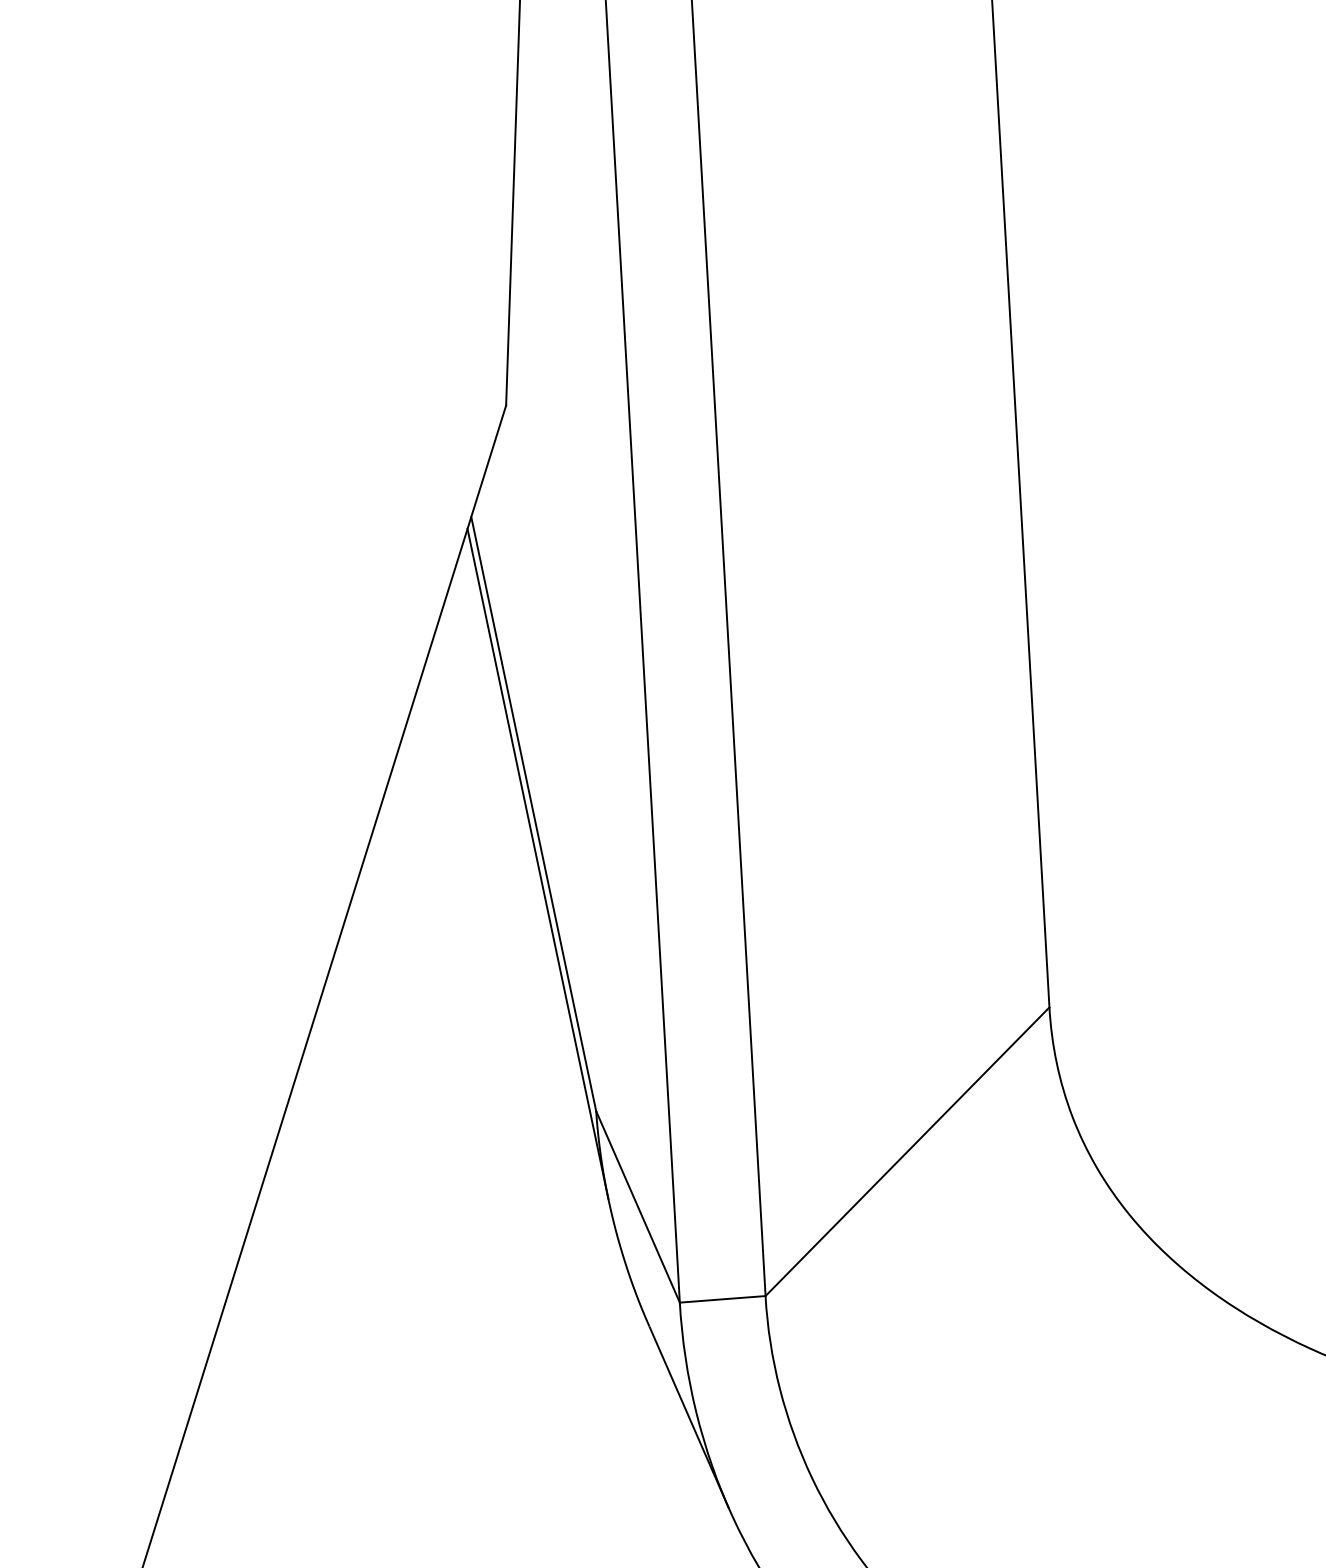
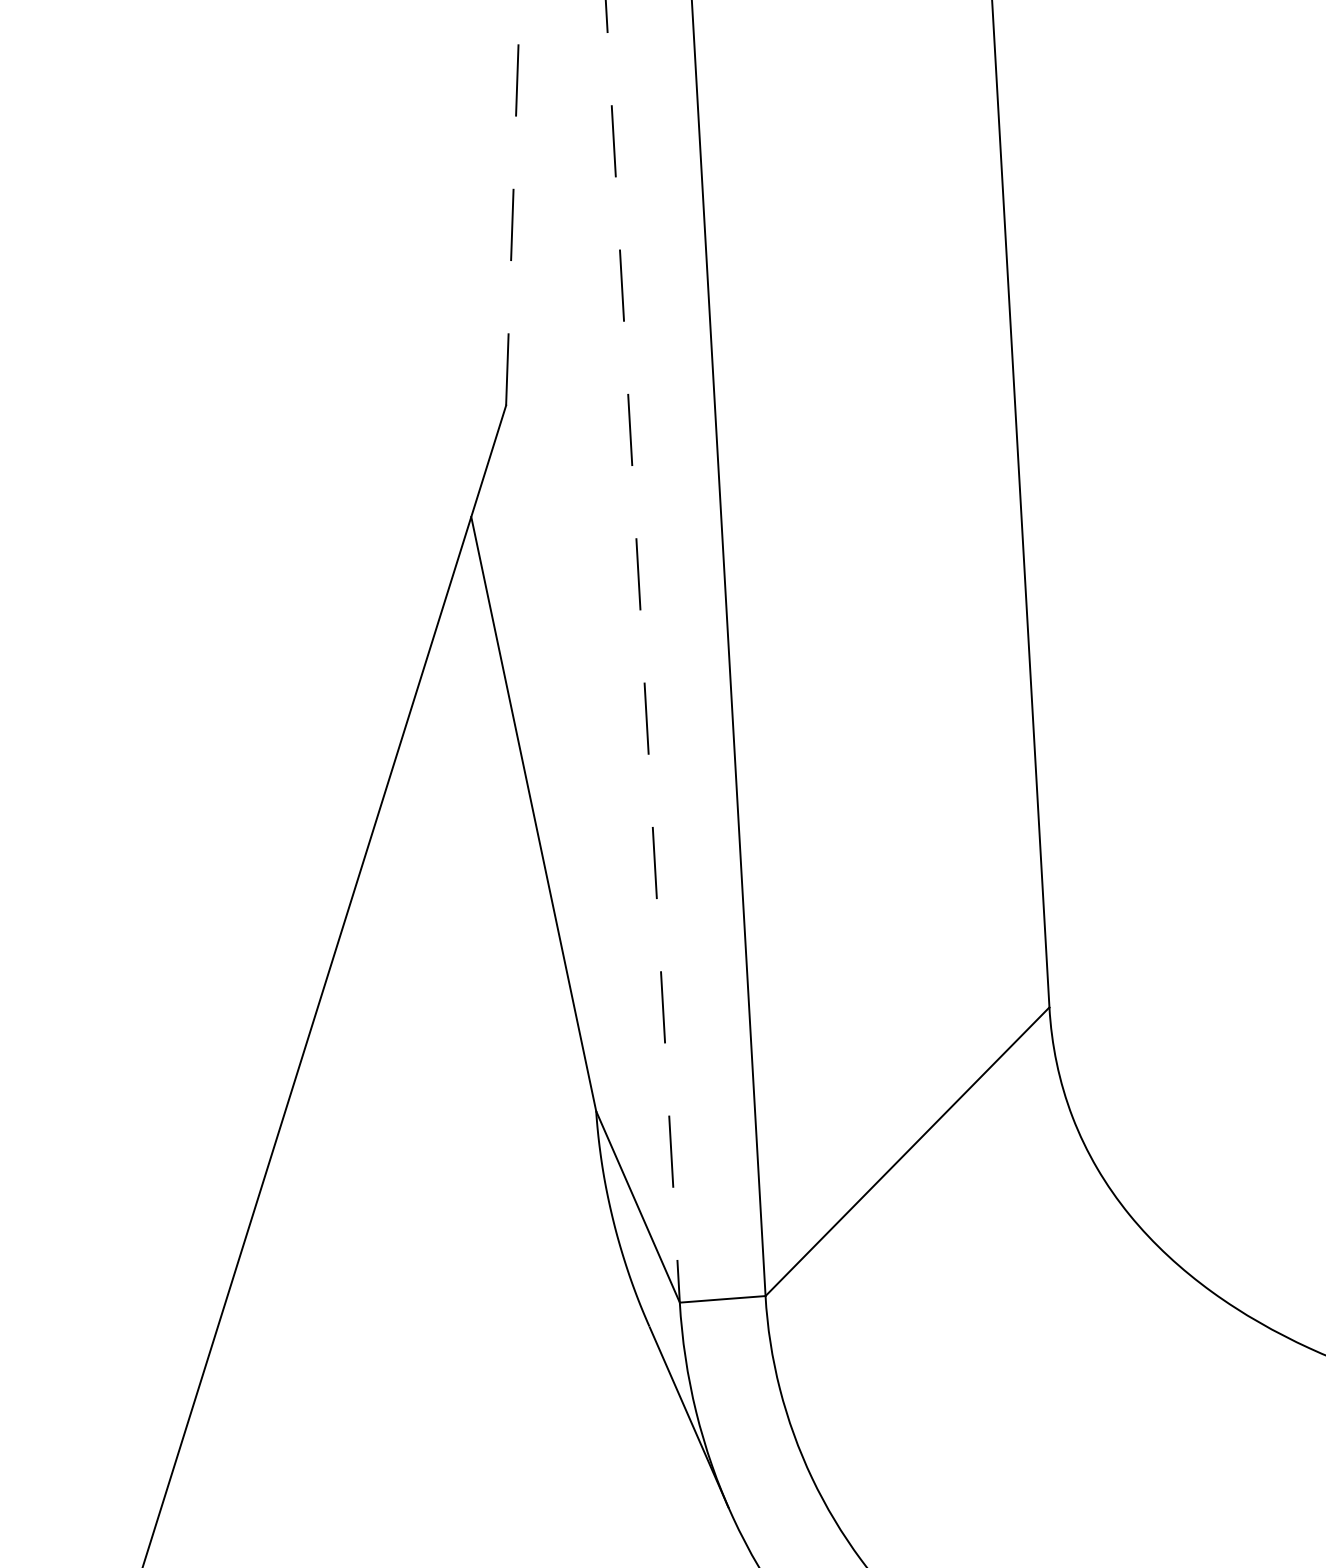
line: solid -> dashed (513, 202)
line: solid -> dashed (642, 651)
line: present -> none (537, 863)
